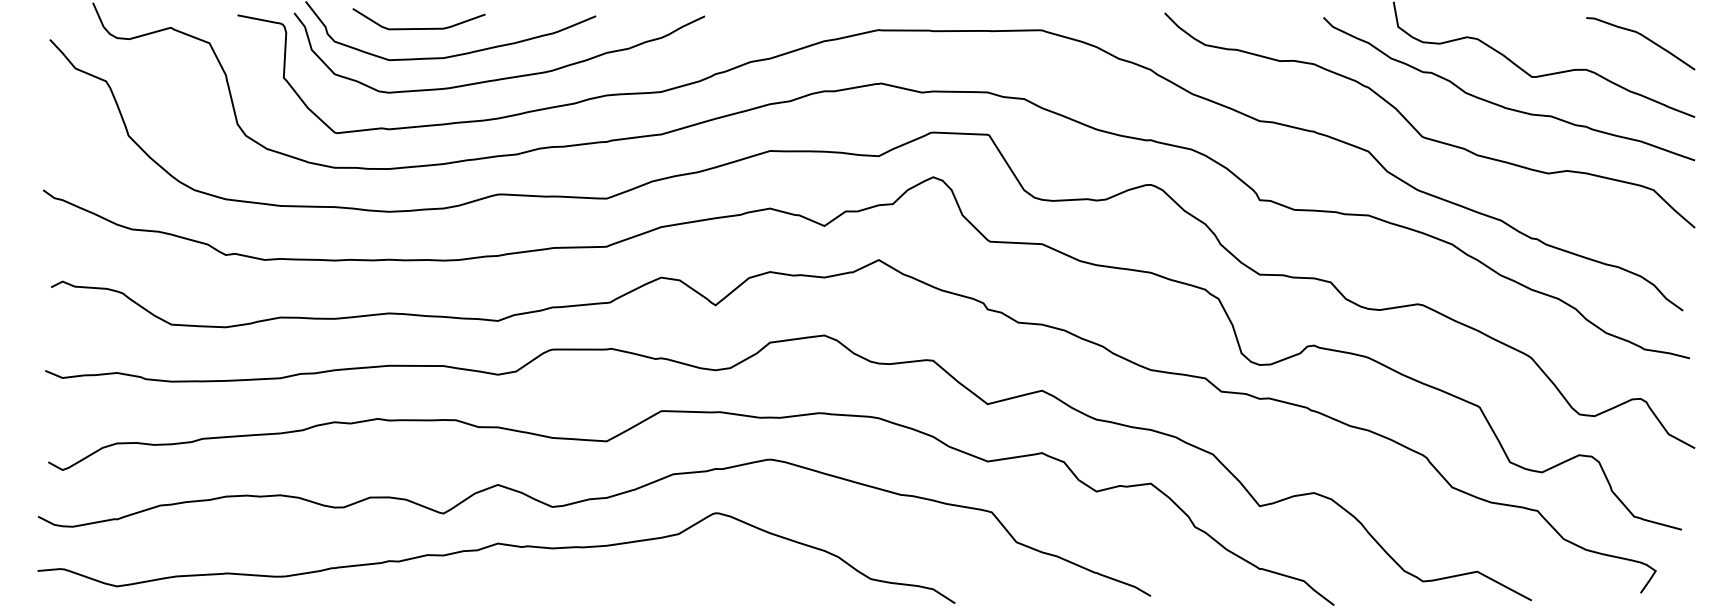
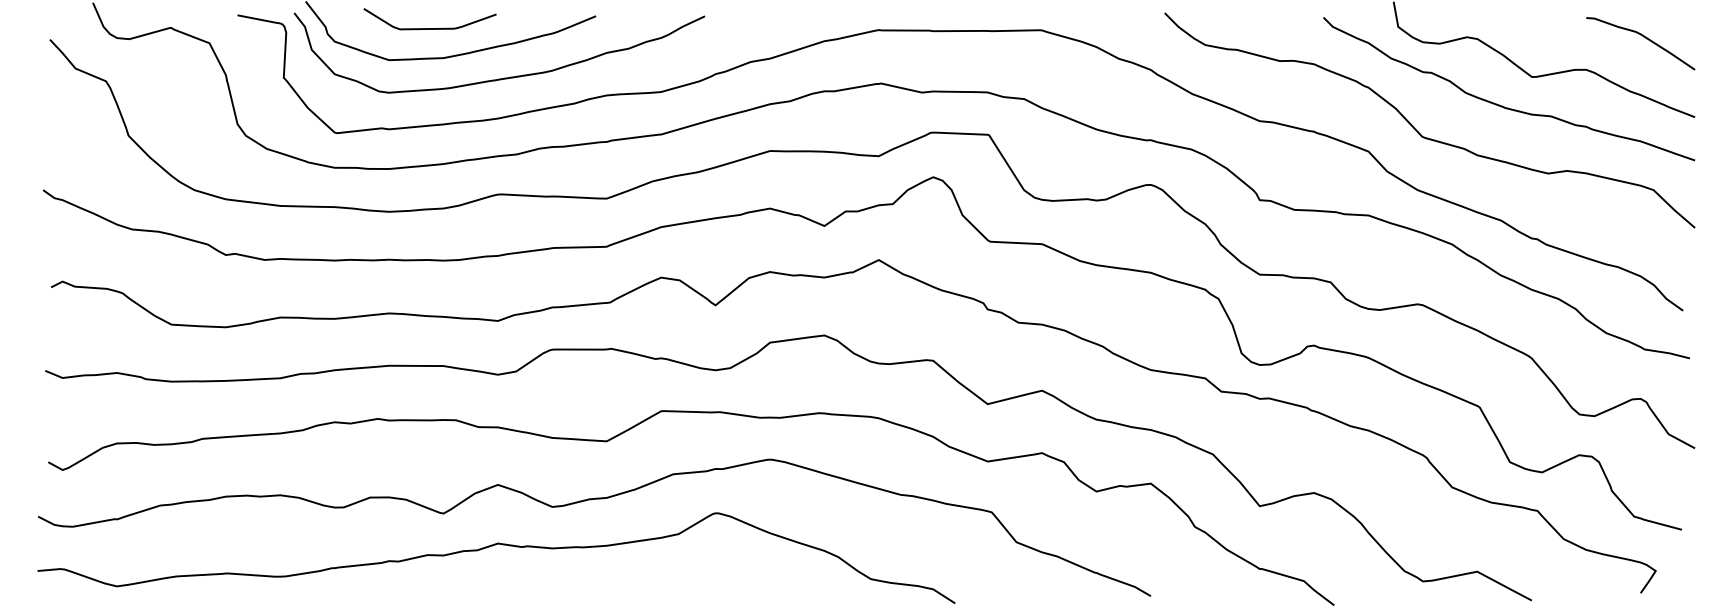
curve position: (418, 28) -> (429, 28) (429, 28)
